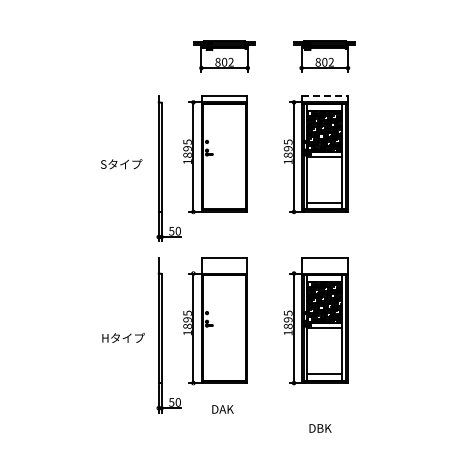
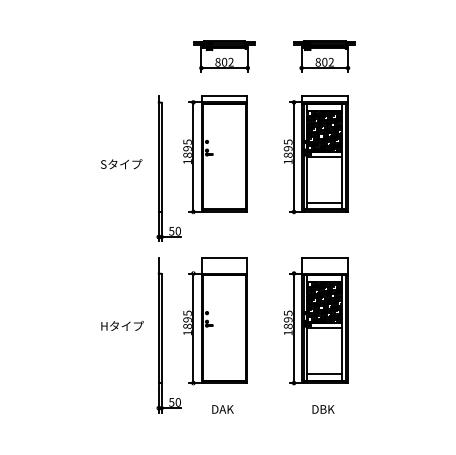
line: dashed -> solid (324, 96)
text position: (123, 337) -> (122, 325) (122, 325)
text position: (320, 428) -> (323, 409) (323, 409)
